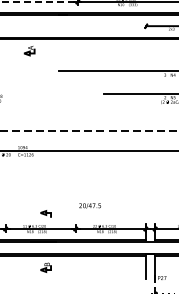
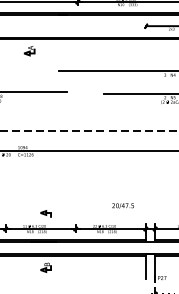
line: dashed -> solid (40, 2)
line: none -> present (34, 92)
text position: (89, 205) -> (122, 205) (122, 205)
